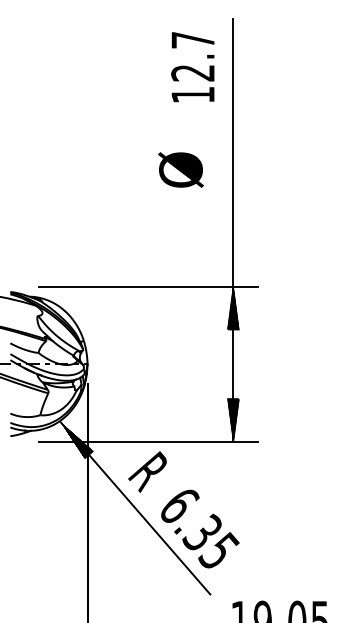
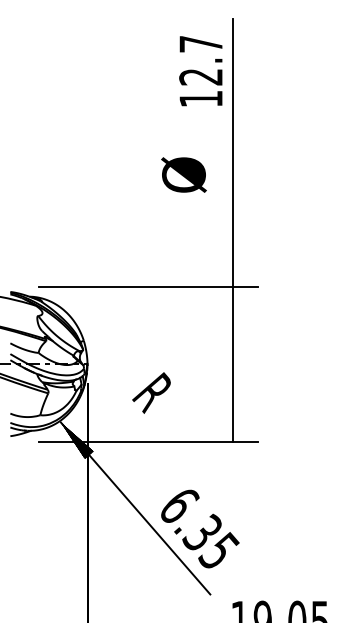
text position: (192, 67) -> (200, 71) (200, 71)
text position: (180, 169) -> (183, 174) (183, 174)
hatch: present -> none (232, 308)
hatch: present -> none (232, 419)
text position: (147, 471) -> (151, 392) (151, 392)
